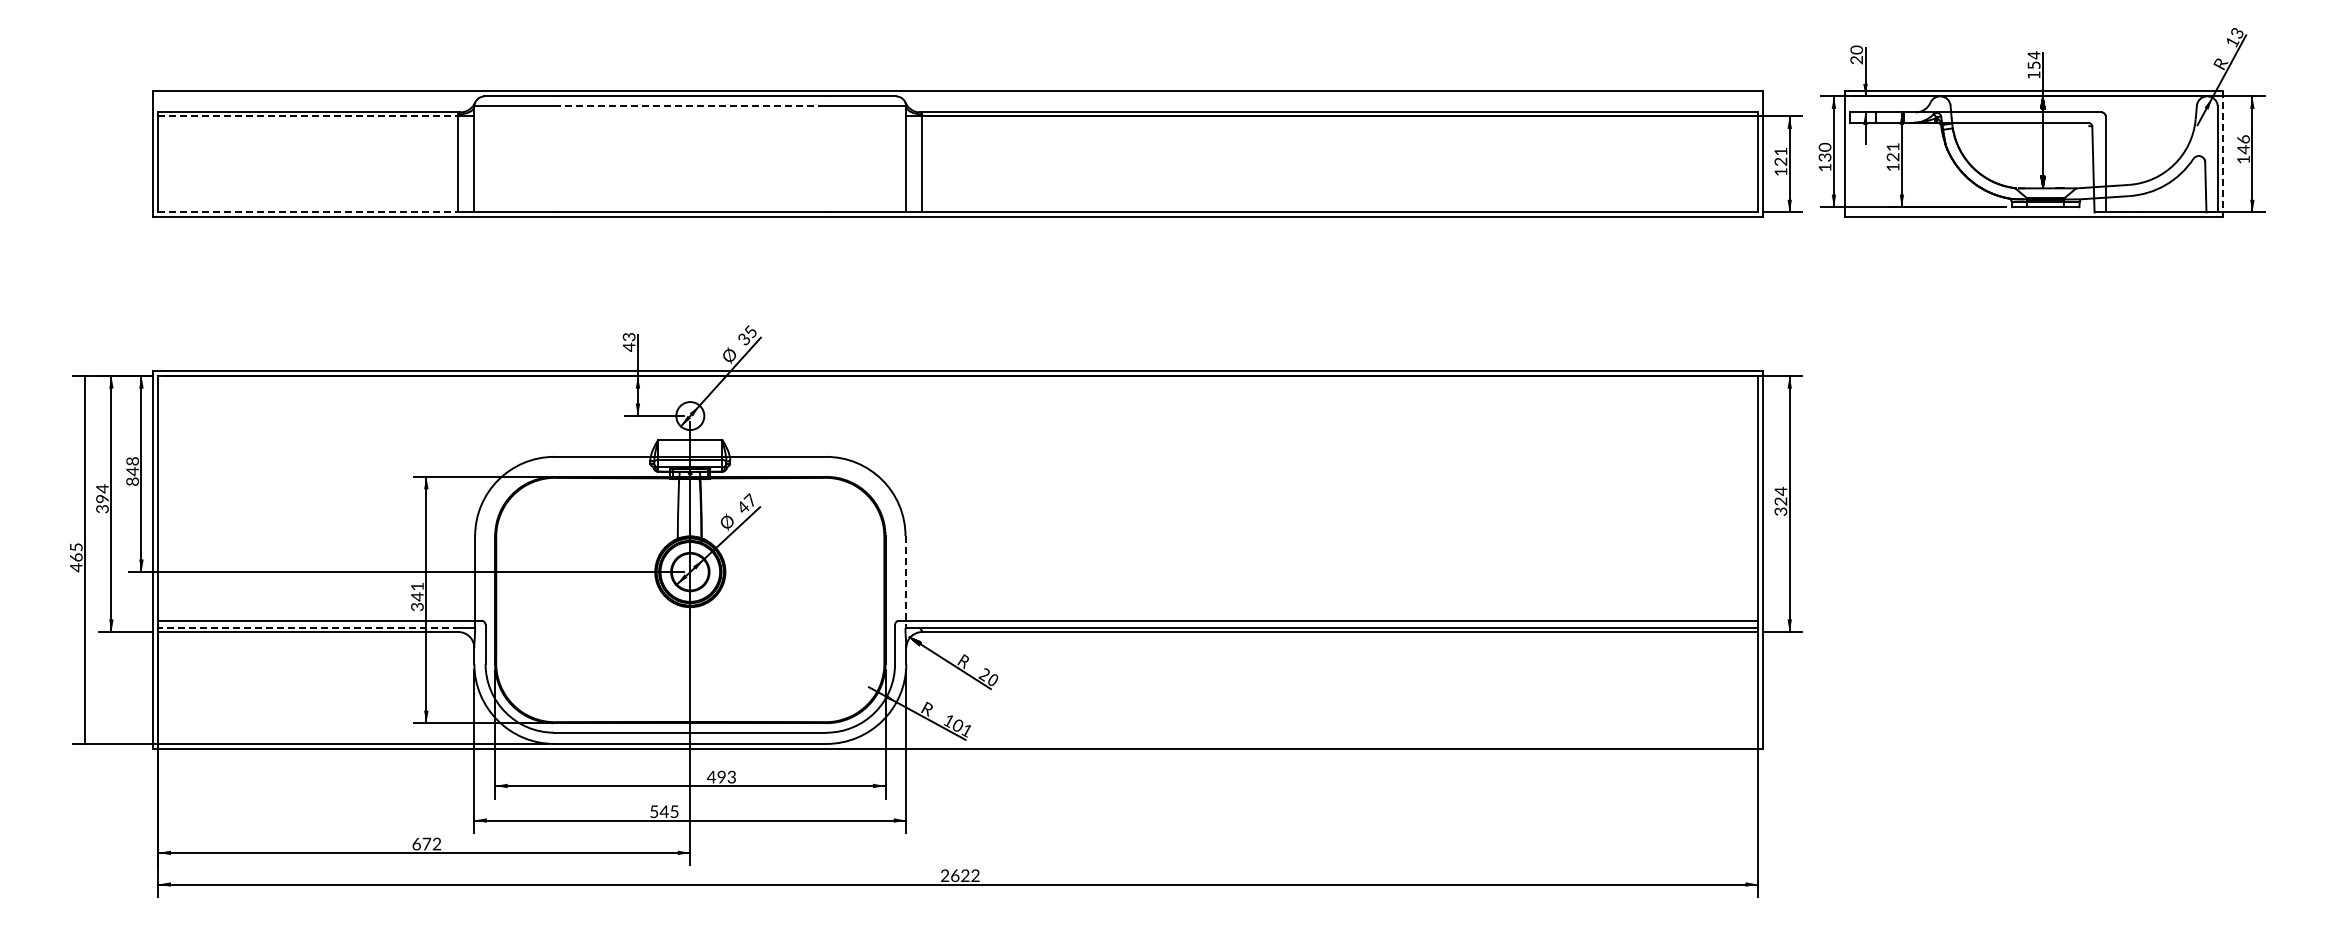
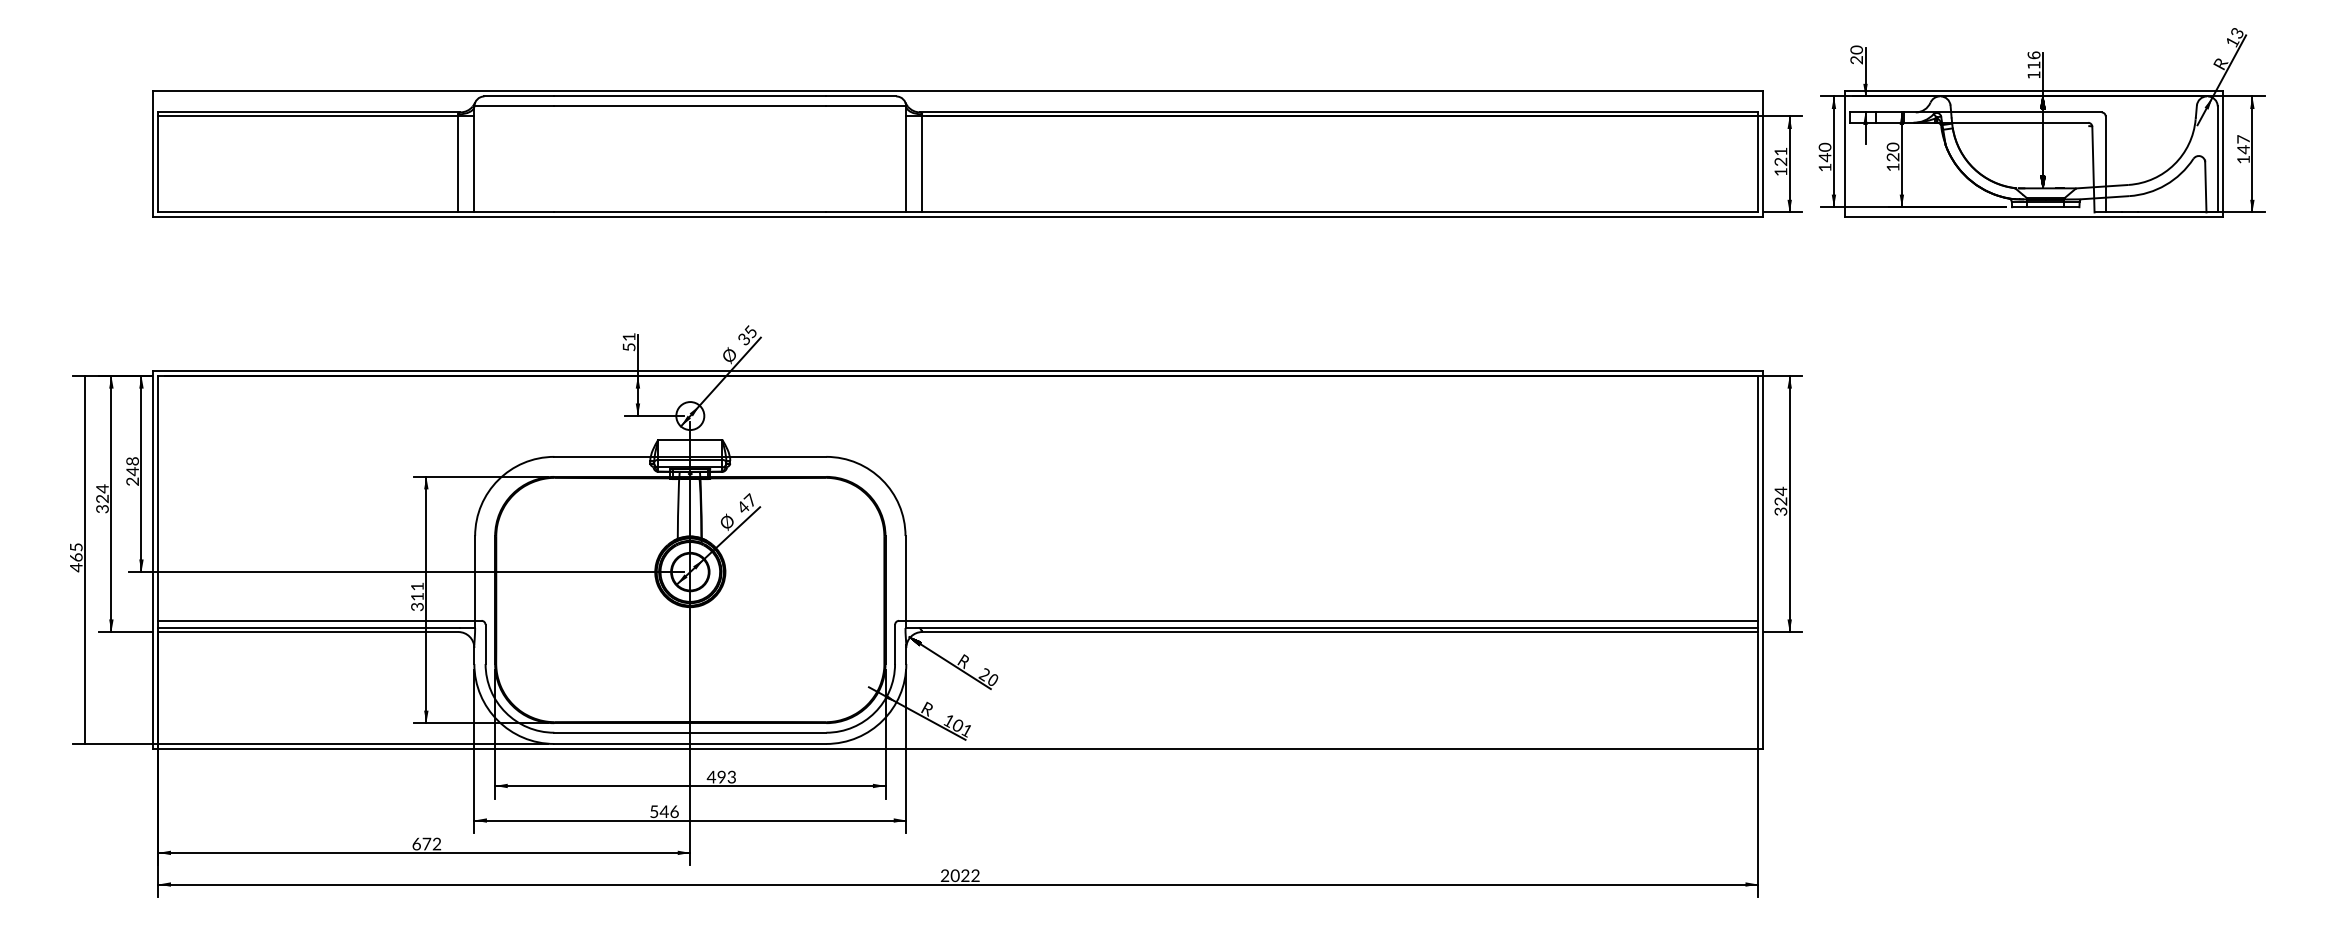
text: 154 -> 116 (2033, 59)
line: dashed -> solid (690, 106)
line: dashed -> solid (308, 116)
text: 146 -> 147 (2243, 139)
text: 121 -> 120 (1892, 146)
line: dashed -> solid (2222, 154)
text: 130 -> 140 (1824, 157)
line: dashed -> solid (308, 212)
text: 43 -> 51 (628, 342)
text: 848 -> 248 (132, 481)
text: 394 -> 324 (103, 498)
line: dashed -> solid (905, 582)
text: 341 -> 311 (417, 596)
line: dashed -> solid (309, 627)
text: 545 -> 546 (674, 811)
text: 2622 -> 2022 (954, 875)
